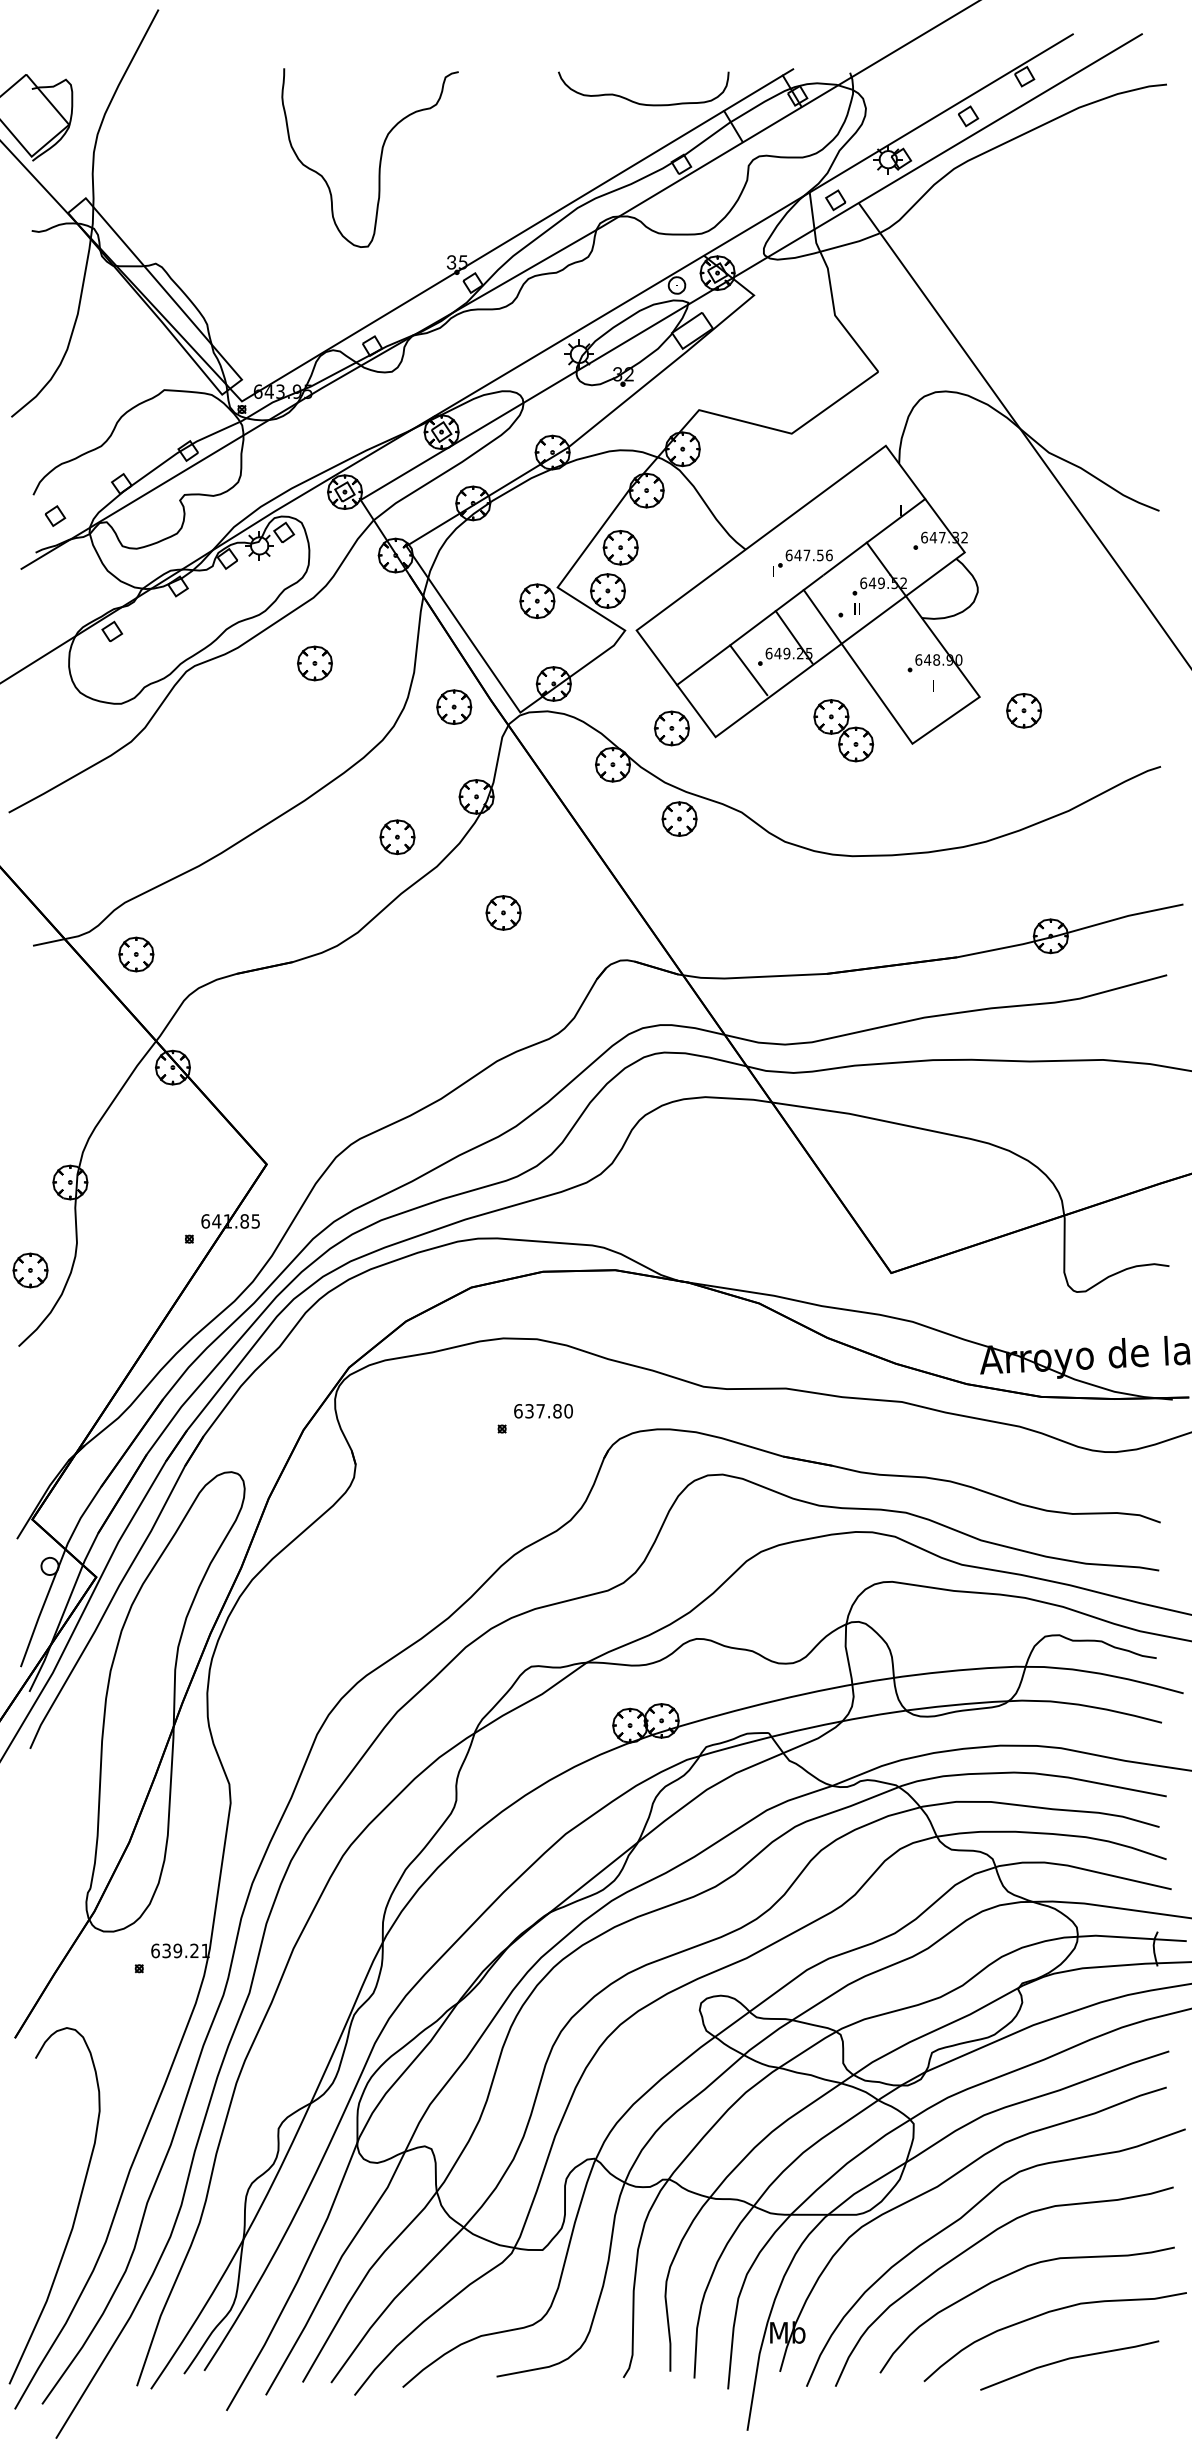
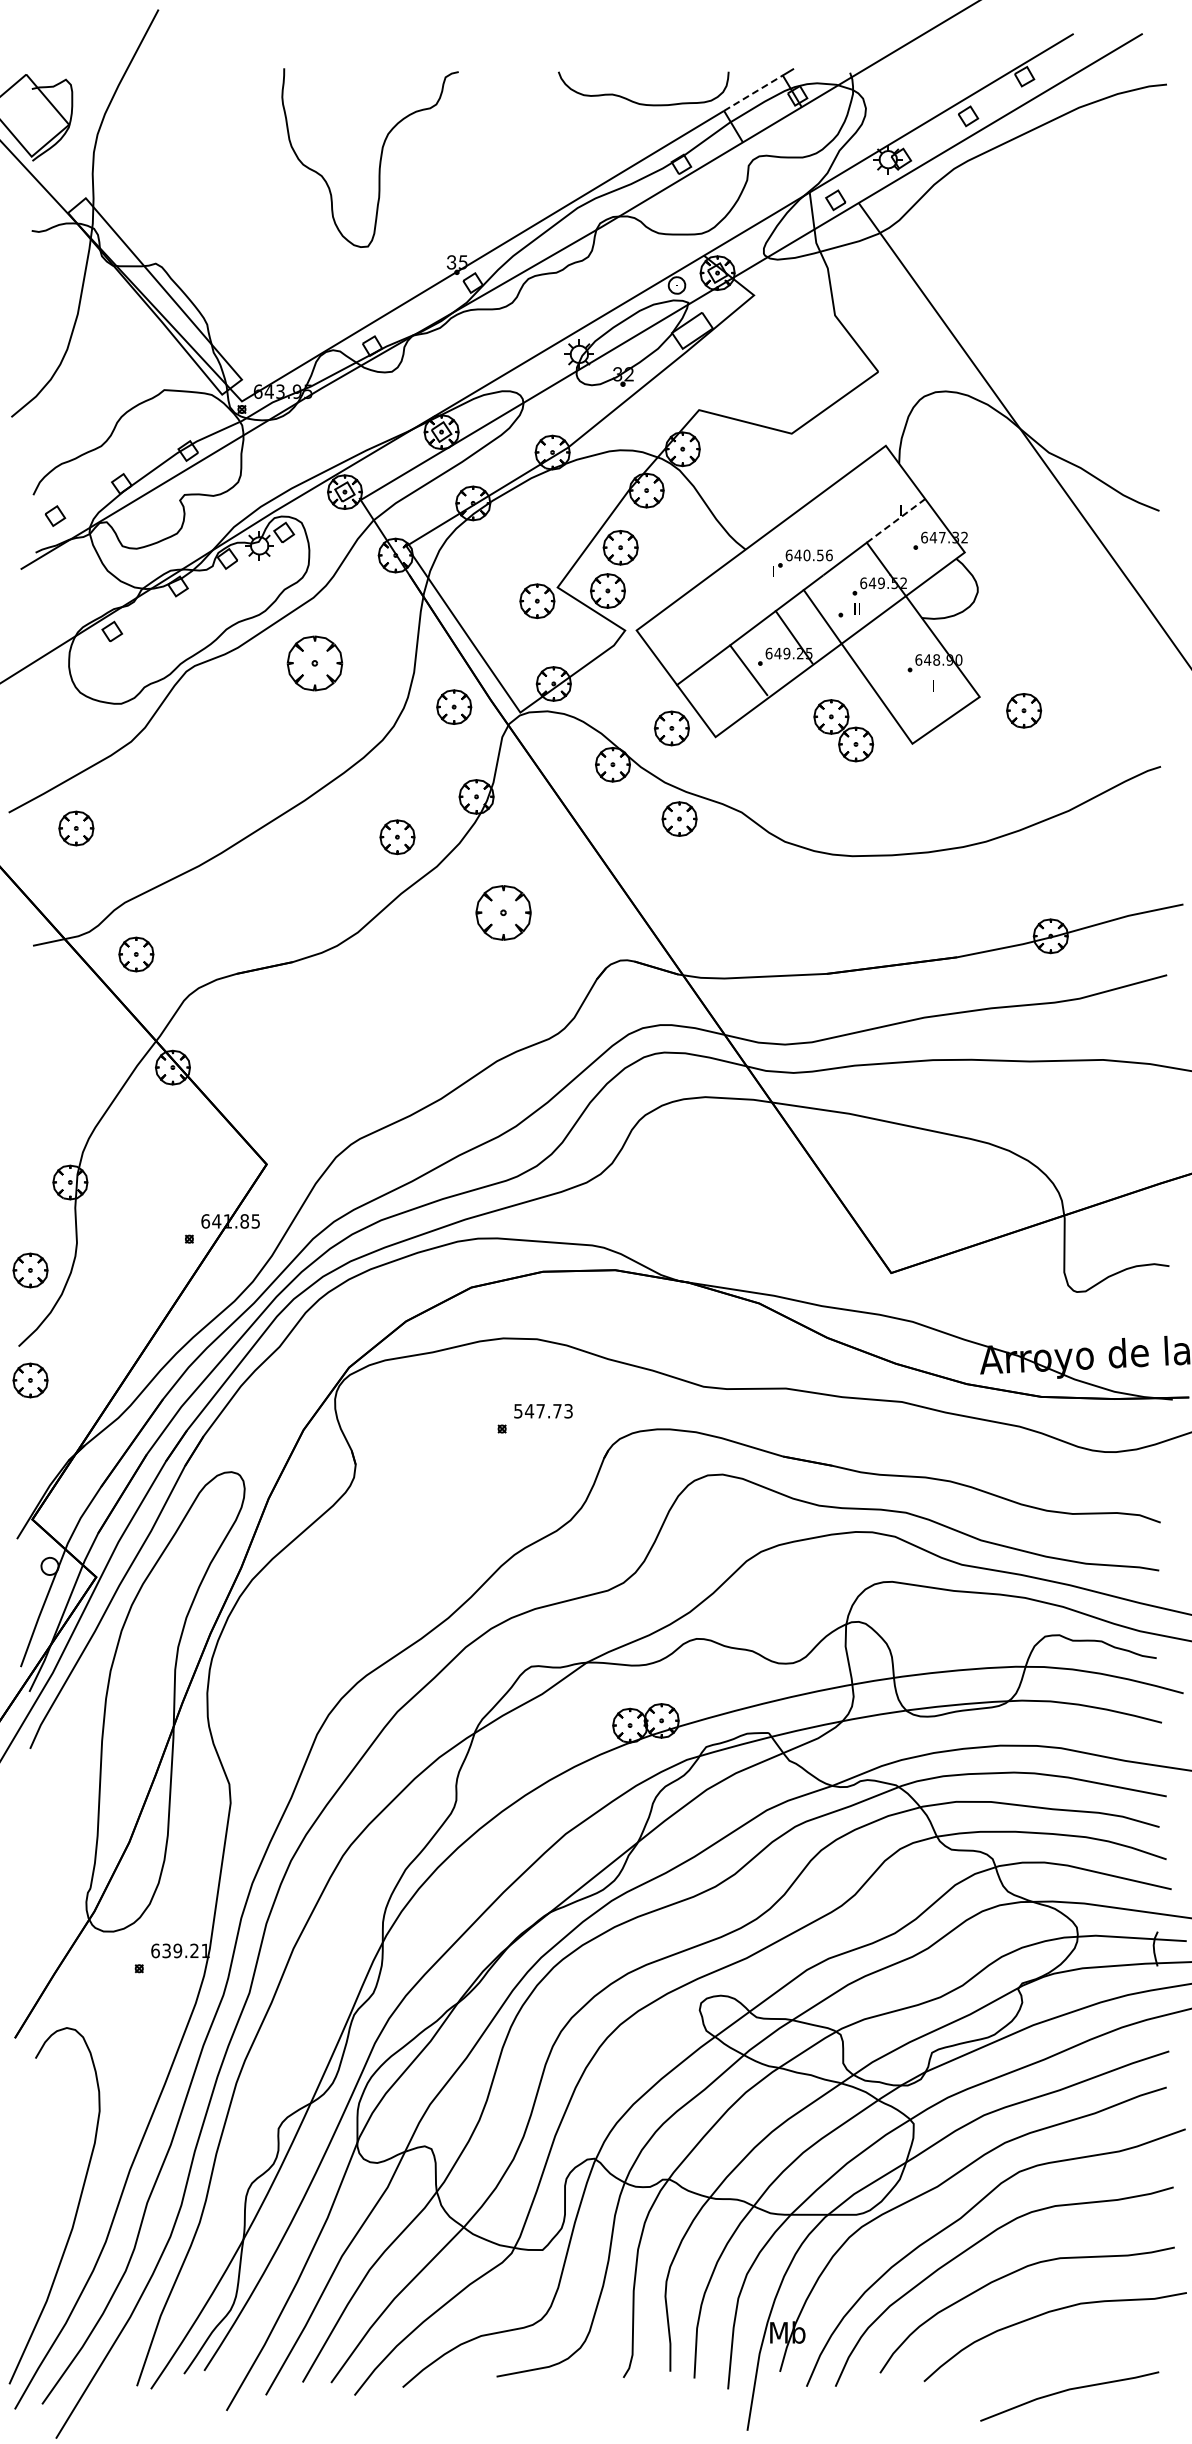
line: solid -> dashed (753, 92)
line: solid -> dashed (896, 520)
text: 647.56 -> 640.56 (806, 555)
part size: 36x37 px -> 58x57 px (314, 663)
part: none -> present (76, 828)
part size: 37x36 px -> 57x56 px (503, 912)
part: none -> present (30, 1380)
text: 637.80 -> 547.73 (543, 1411)
line position: (1066, 2360) -> (1066, 2391) (1066, 2391)
